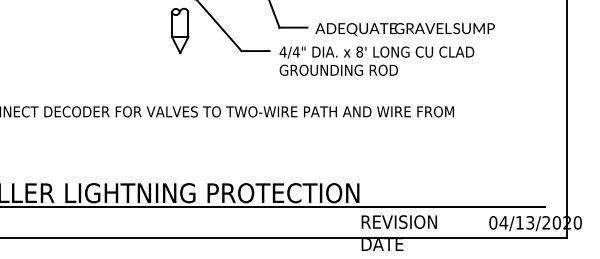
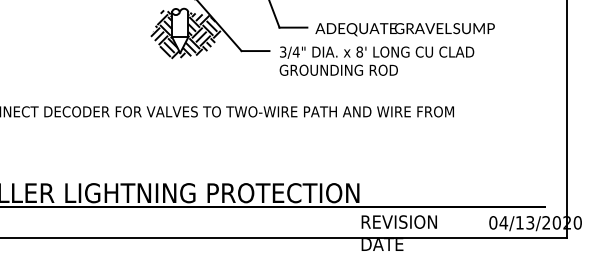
hatch: none -> present (185, 34)
text: 4/4" -> 3/4" (282, 51)
